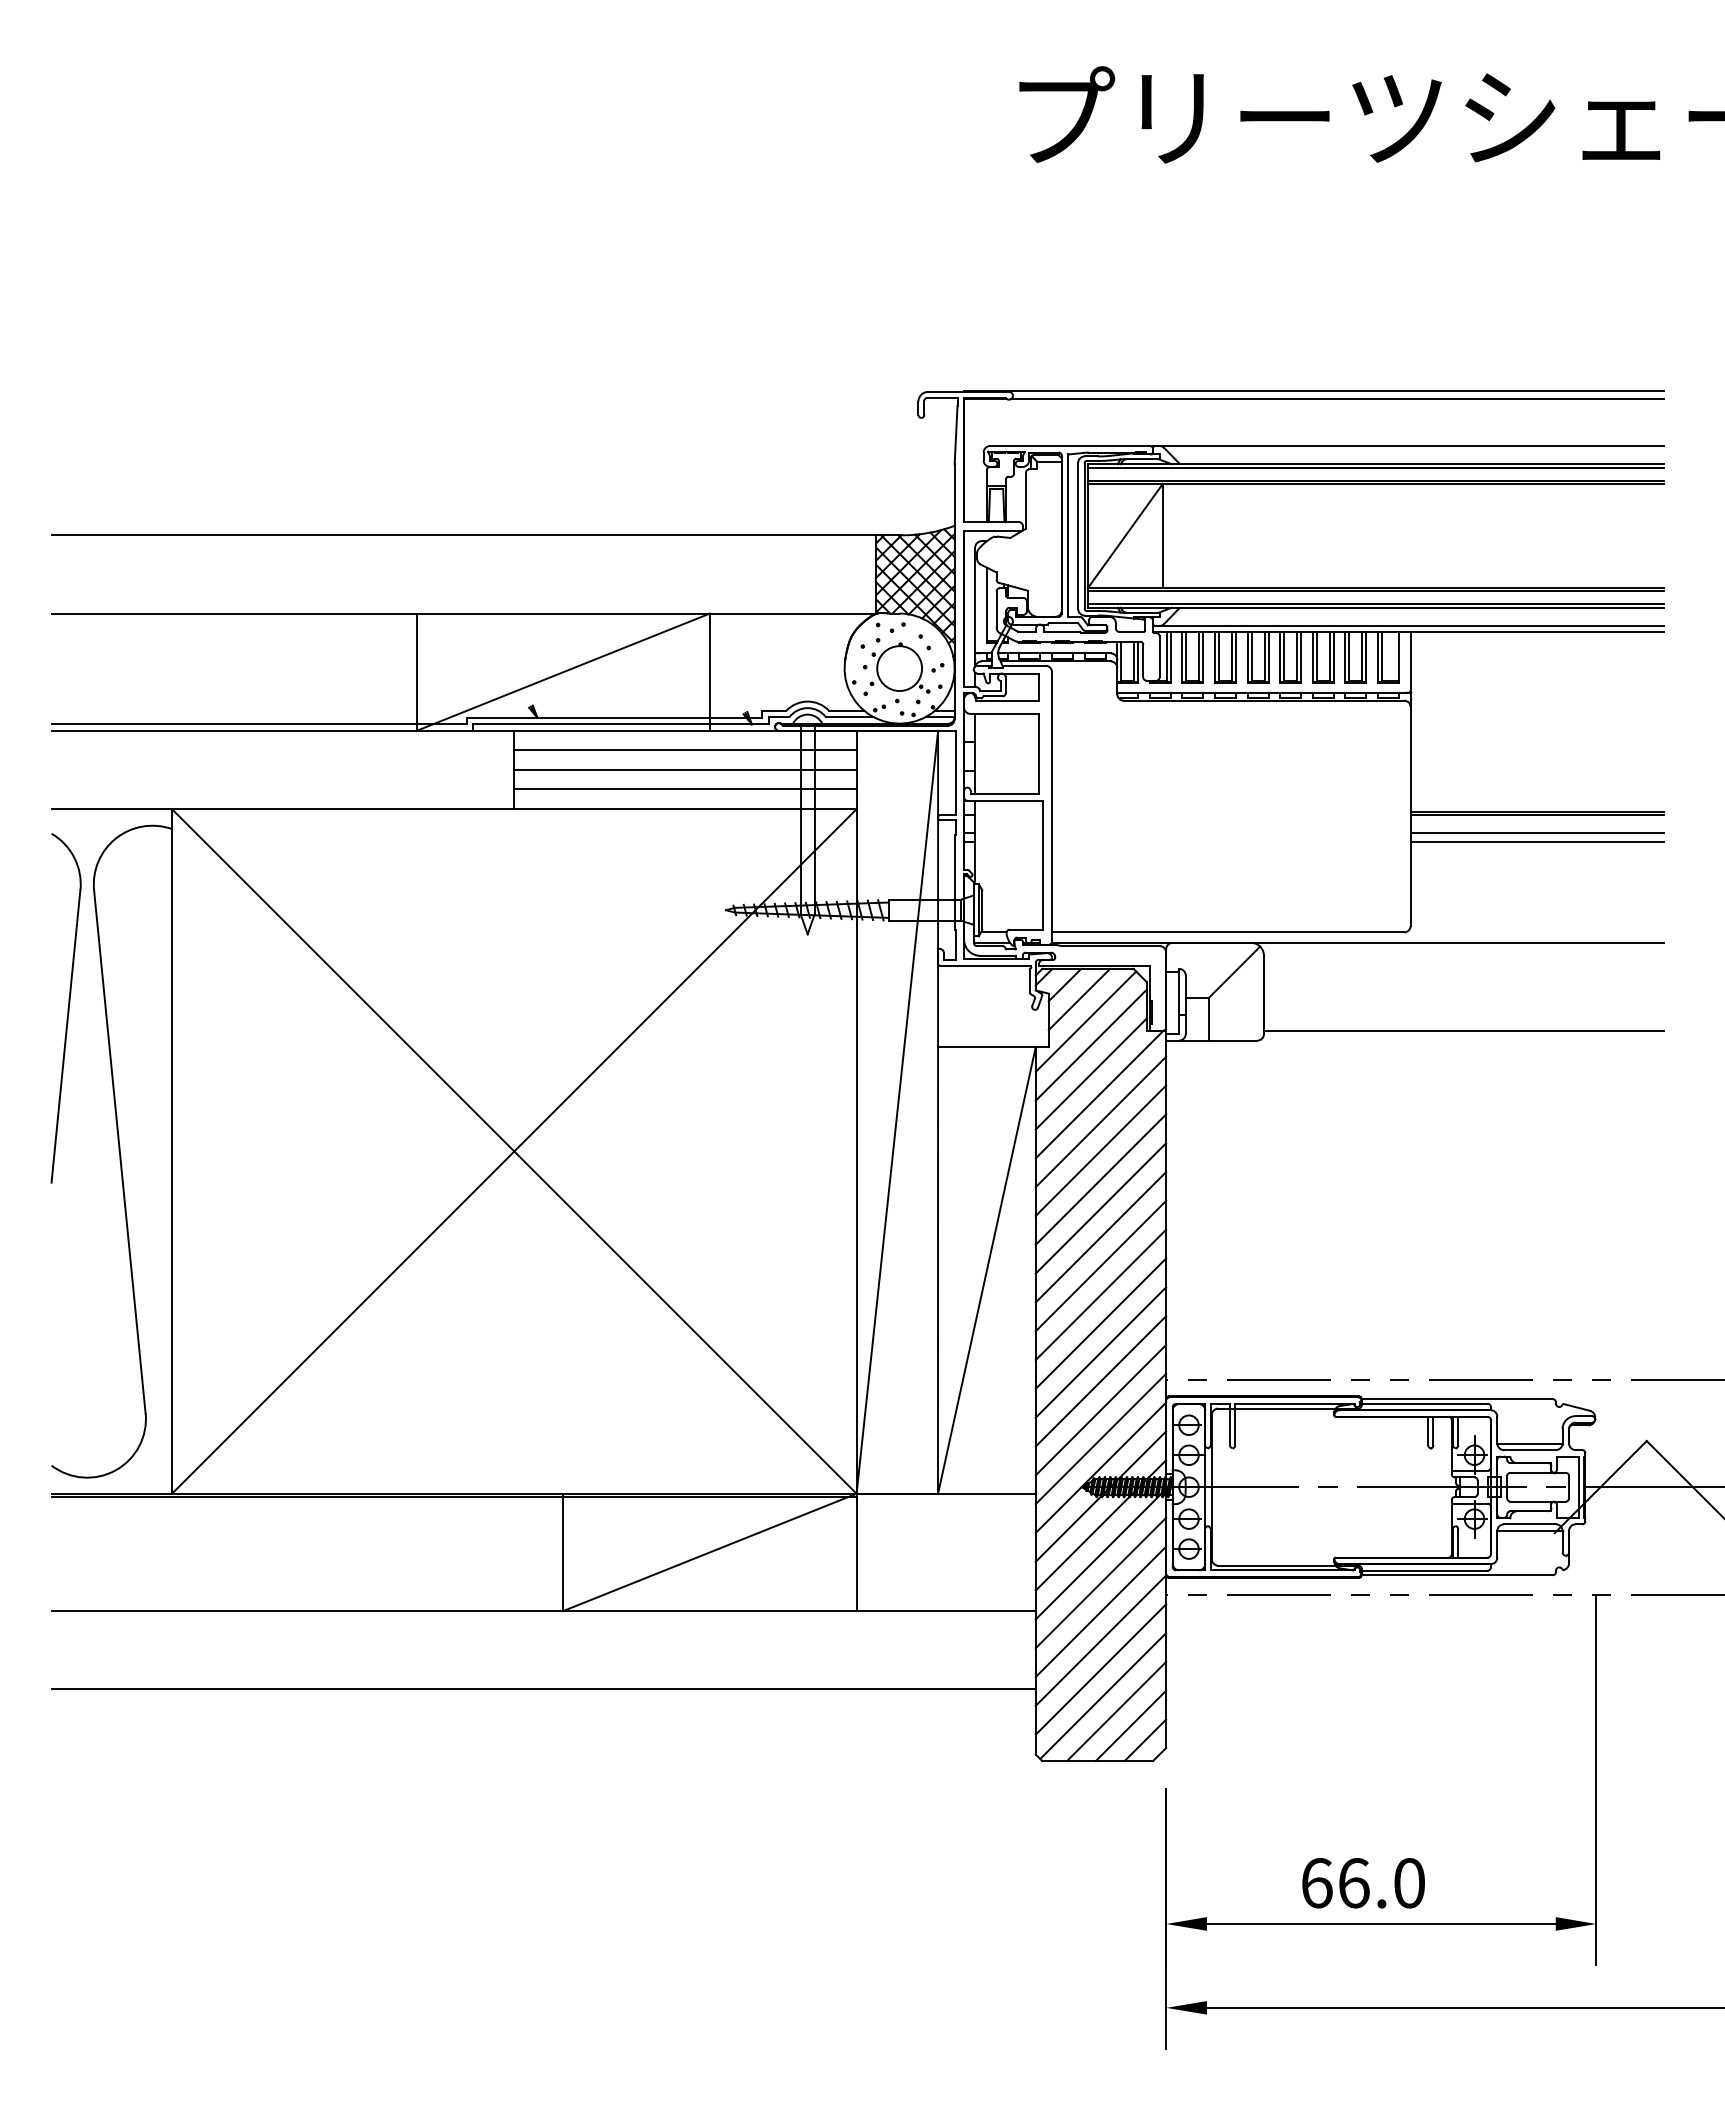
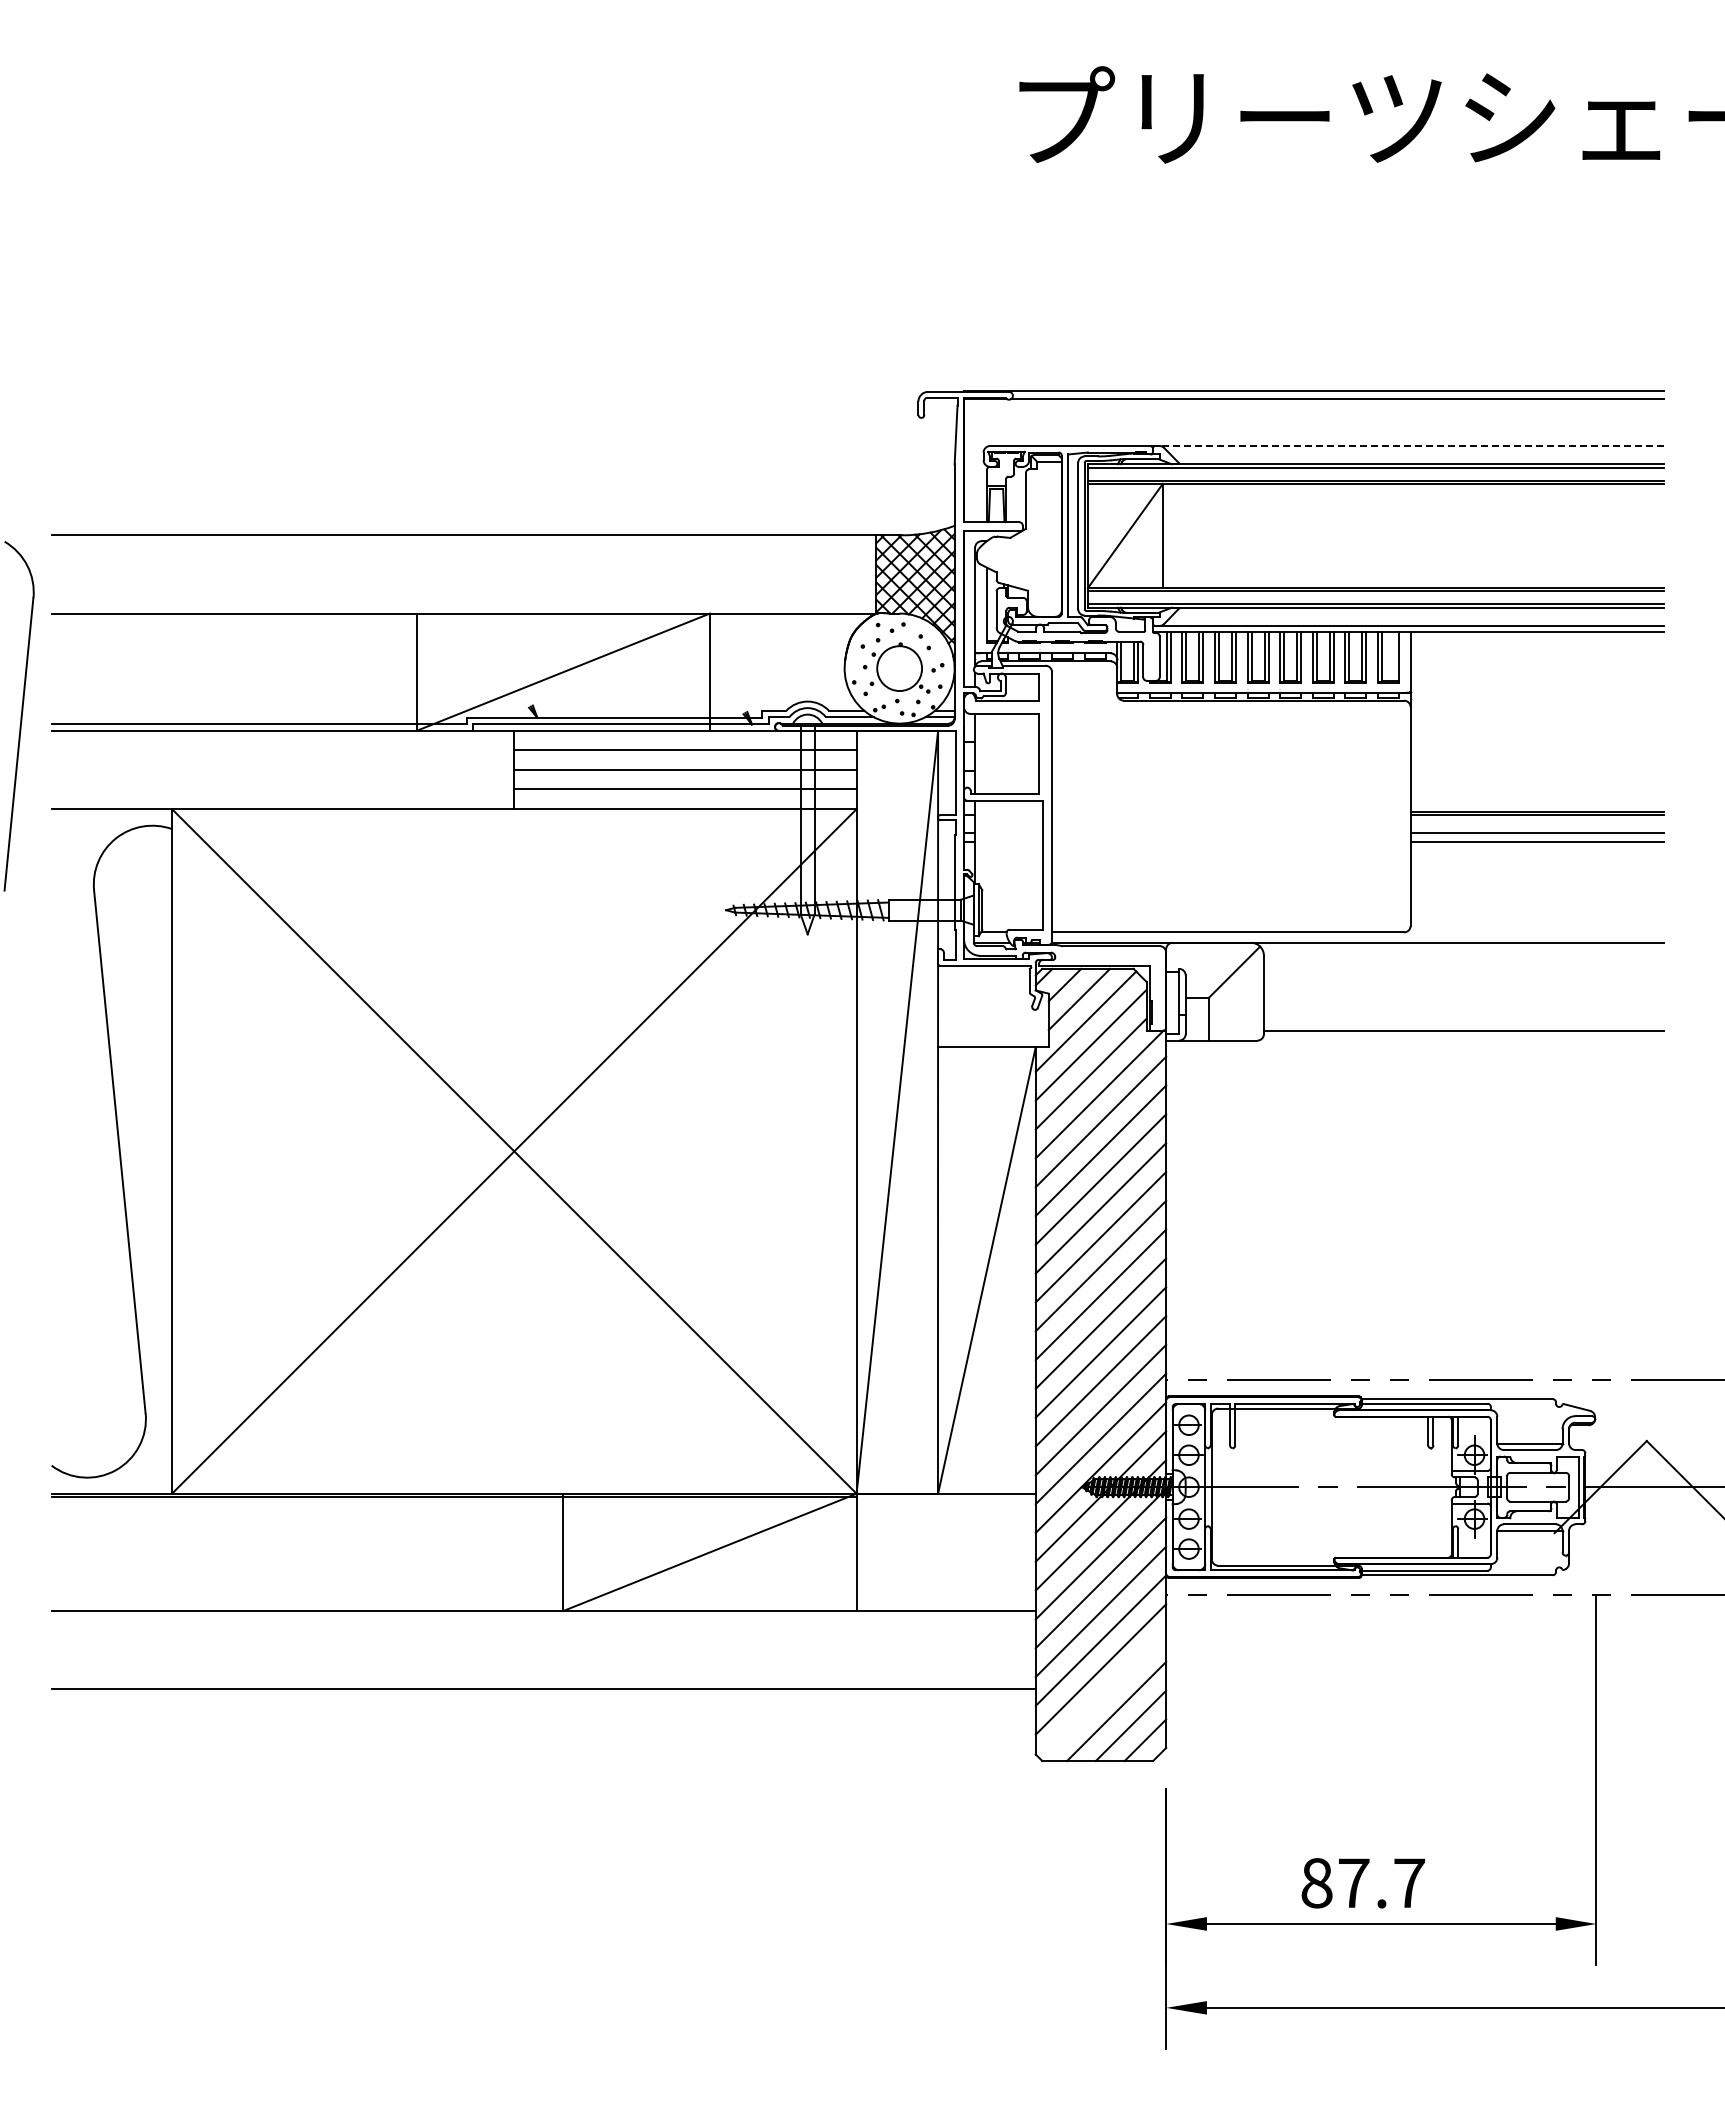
line: solid -> dashed (1406, 446)
part position: (65, 1008) -> (18, 716) (18, 716)
line: present -> none (1103, 1695)
text: 66.0 -> 87.7 (1363, 1883)
